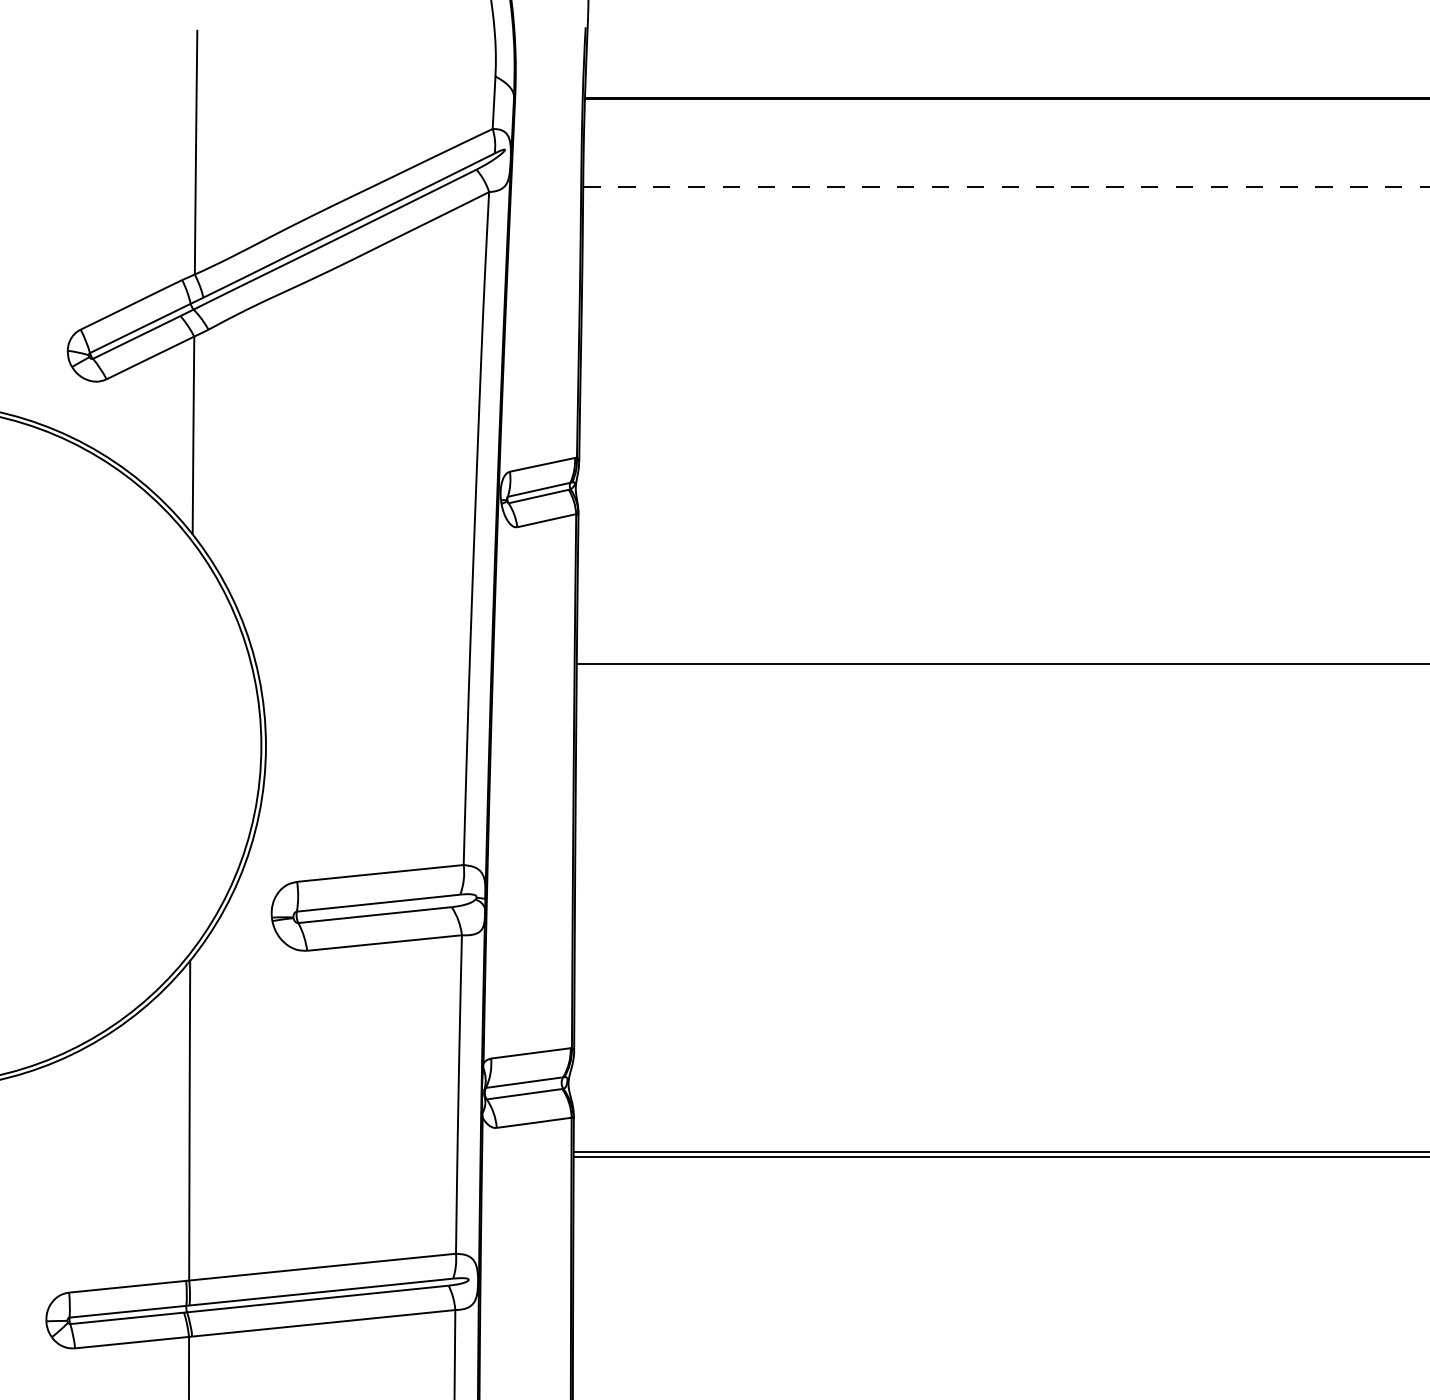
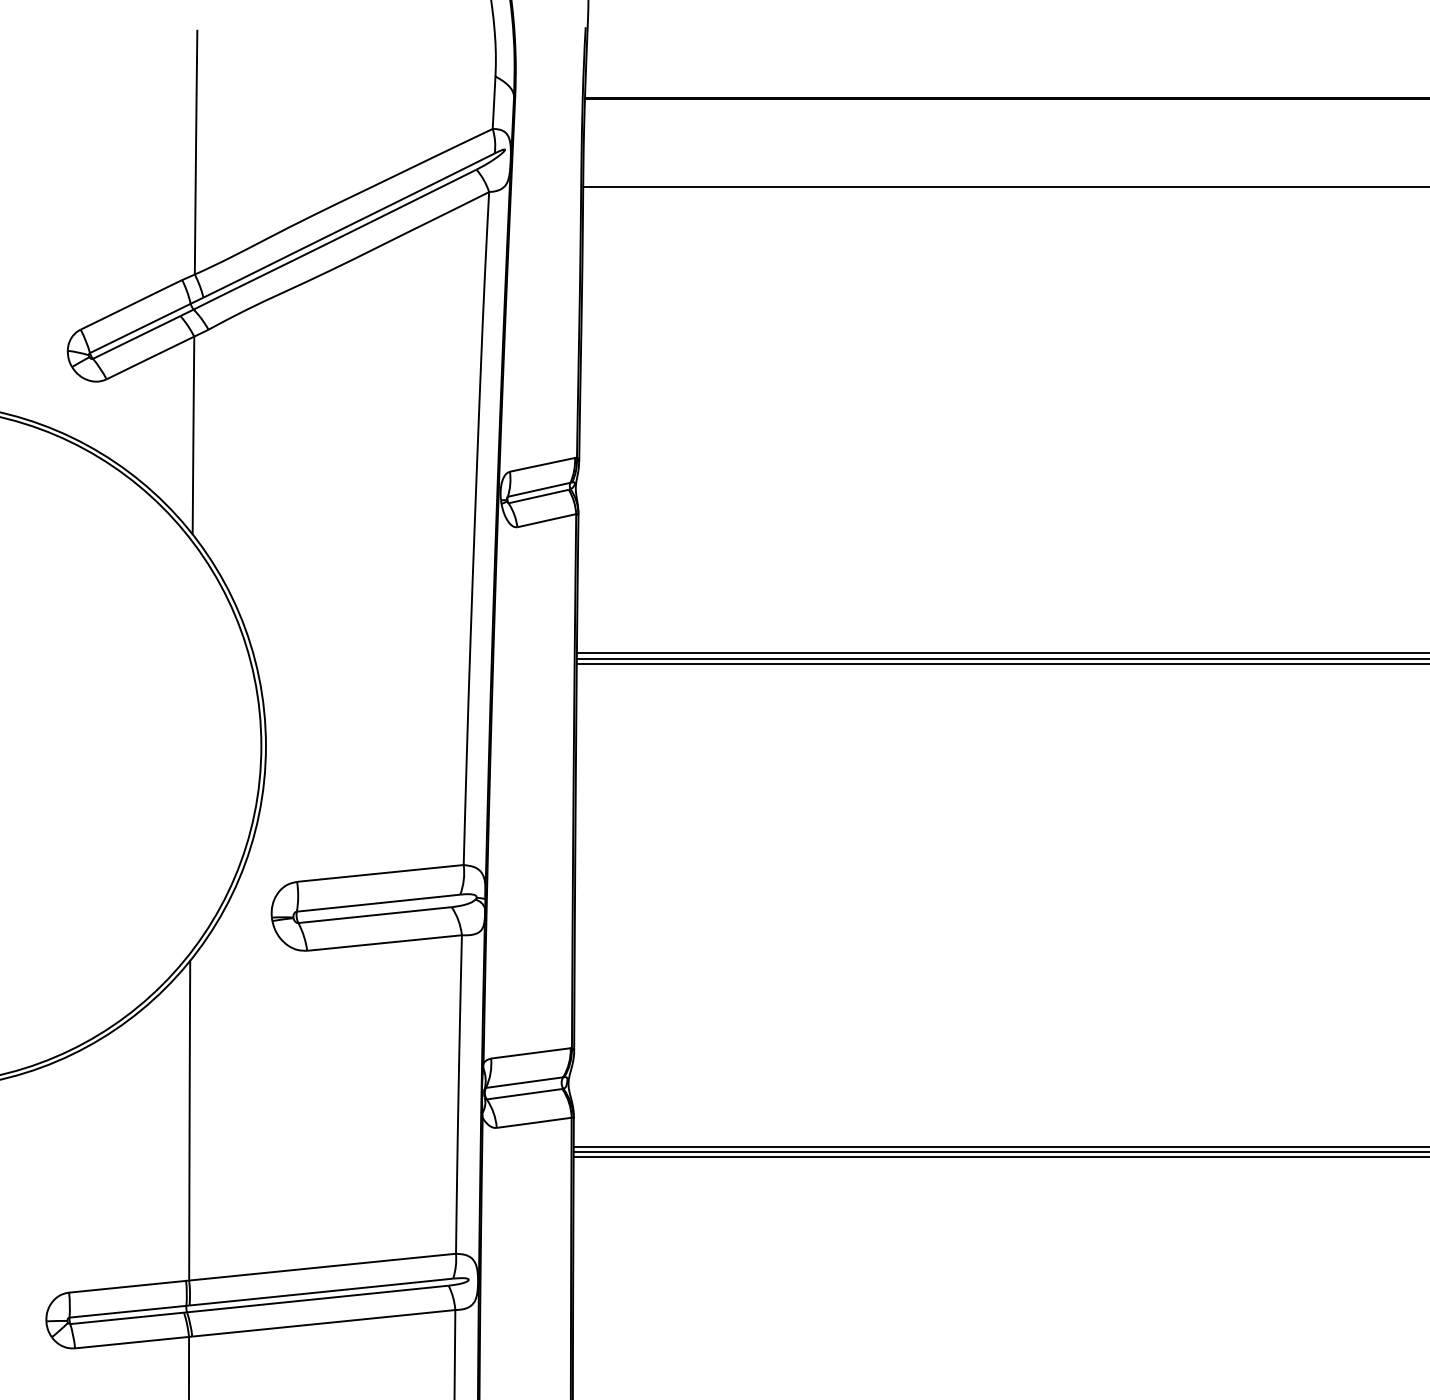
line: dashed -> solid (1007, 187)
line: none -> present (1001, 653)
line: none -> present (1001, 658)
line: none -> present (999, 1147)
